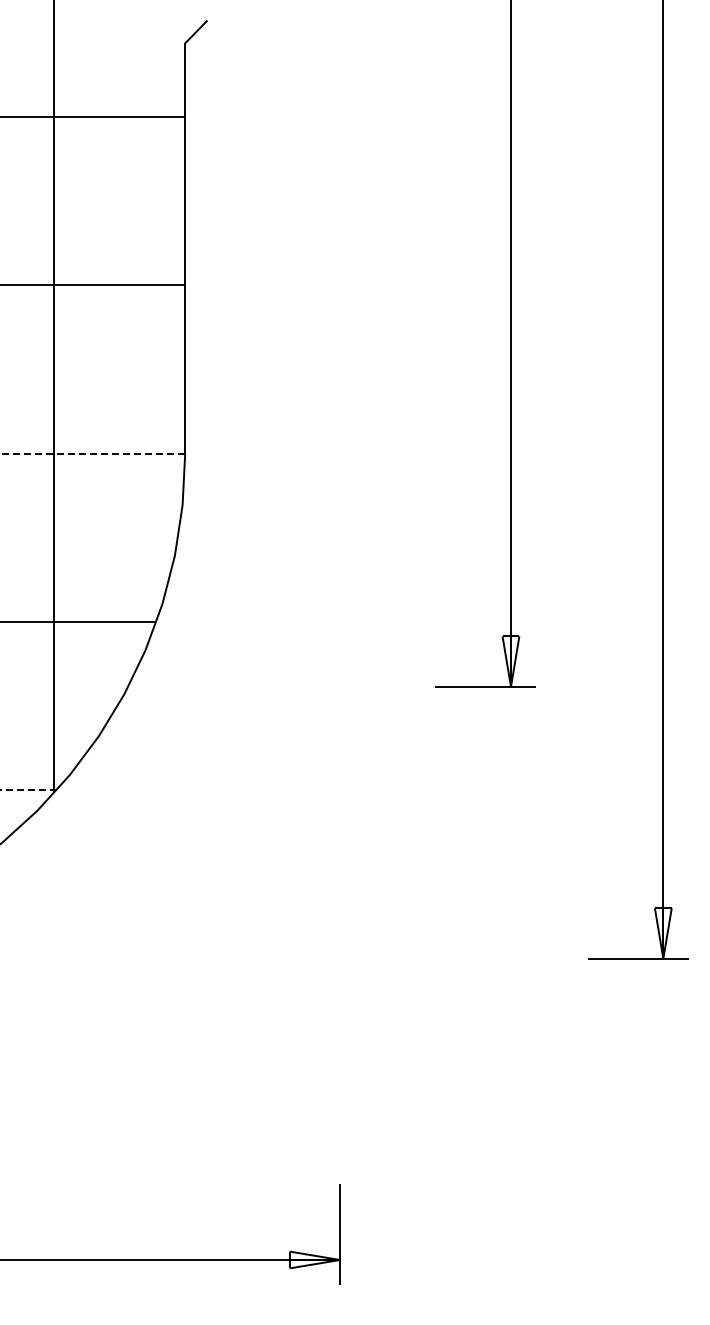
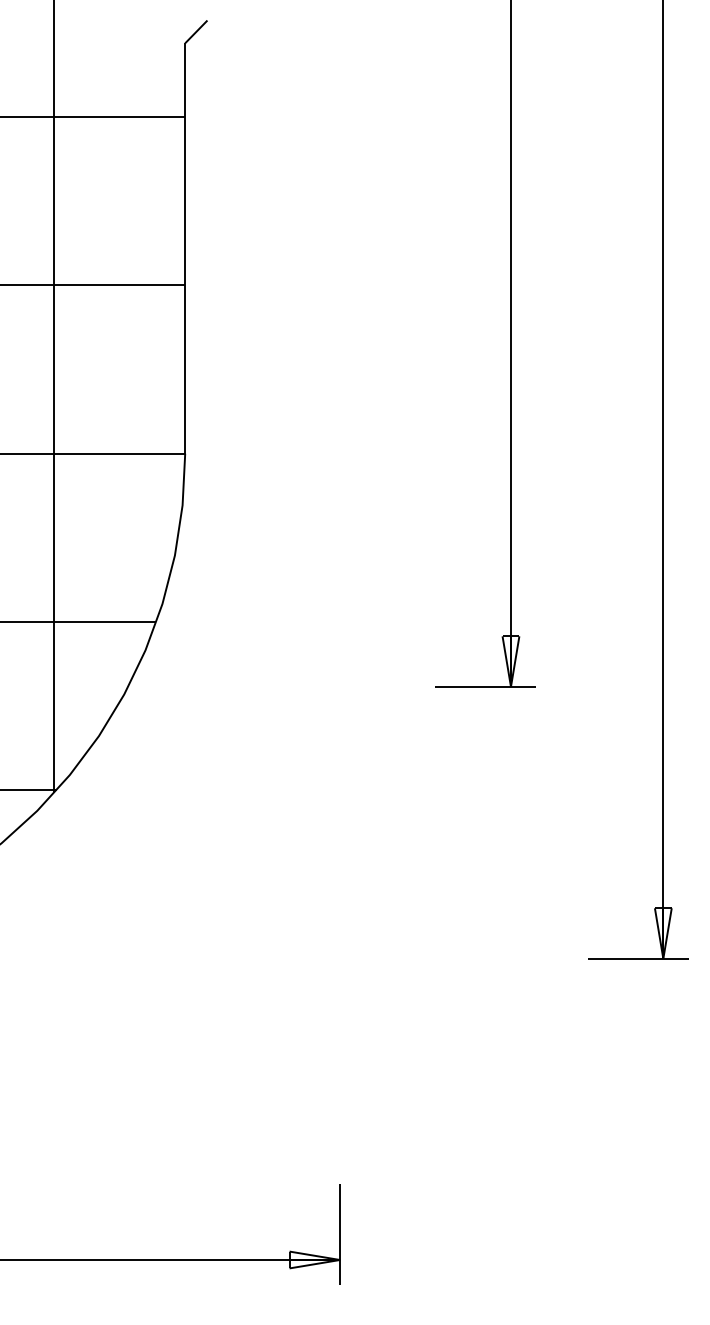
line: dashed -> solid (92, 453)
line: dashed -> solid (28, 790)
